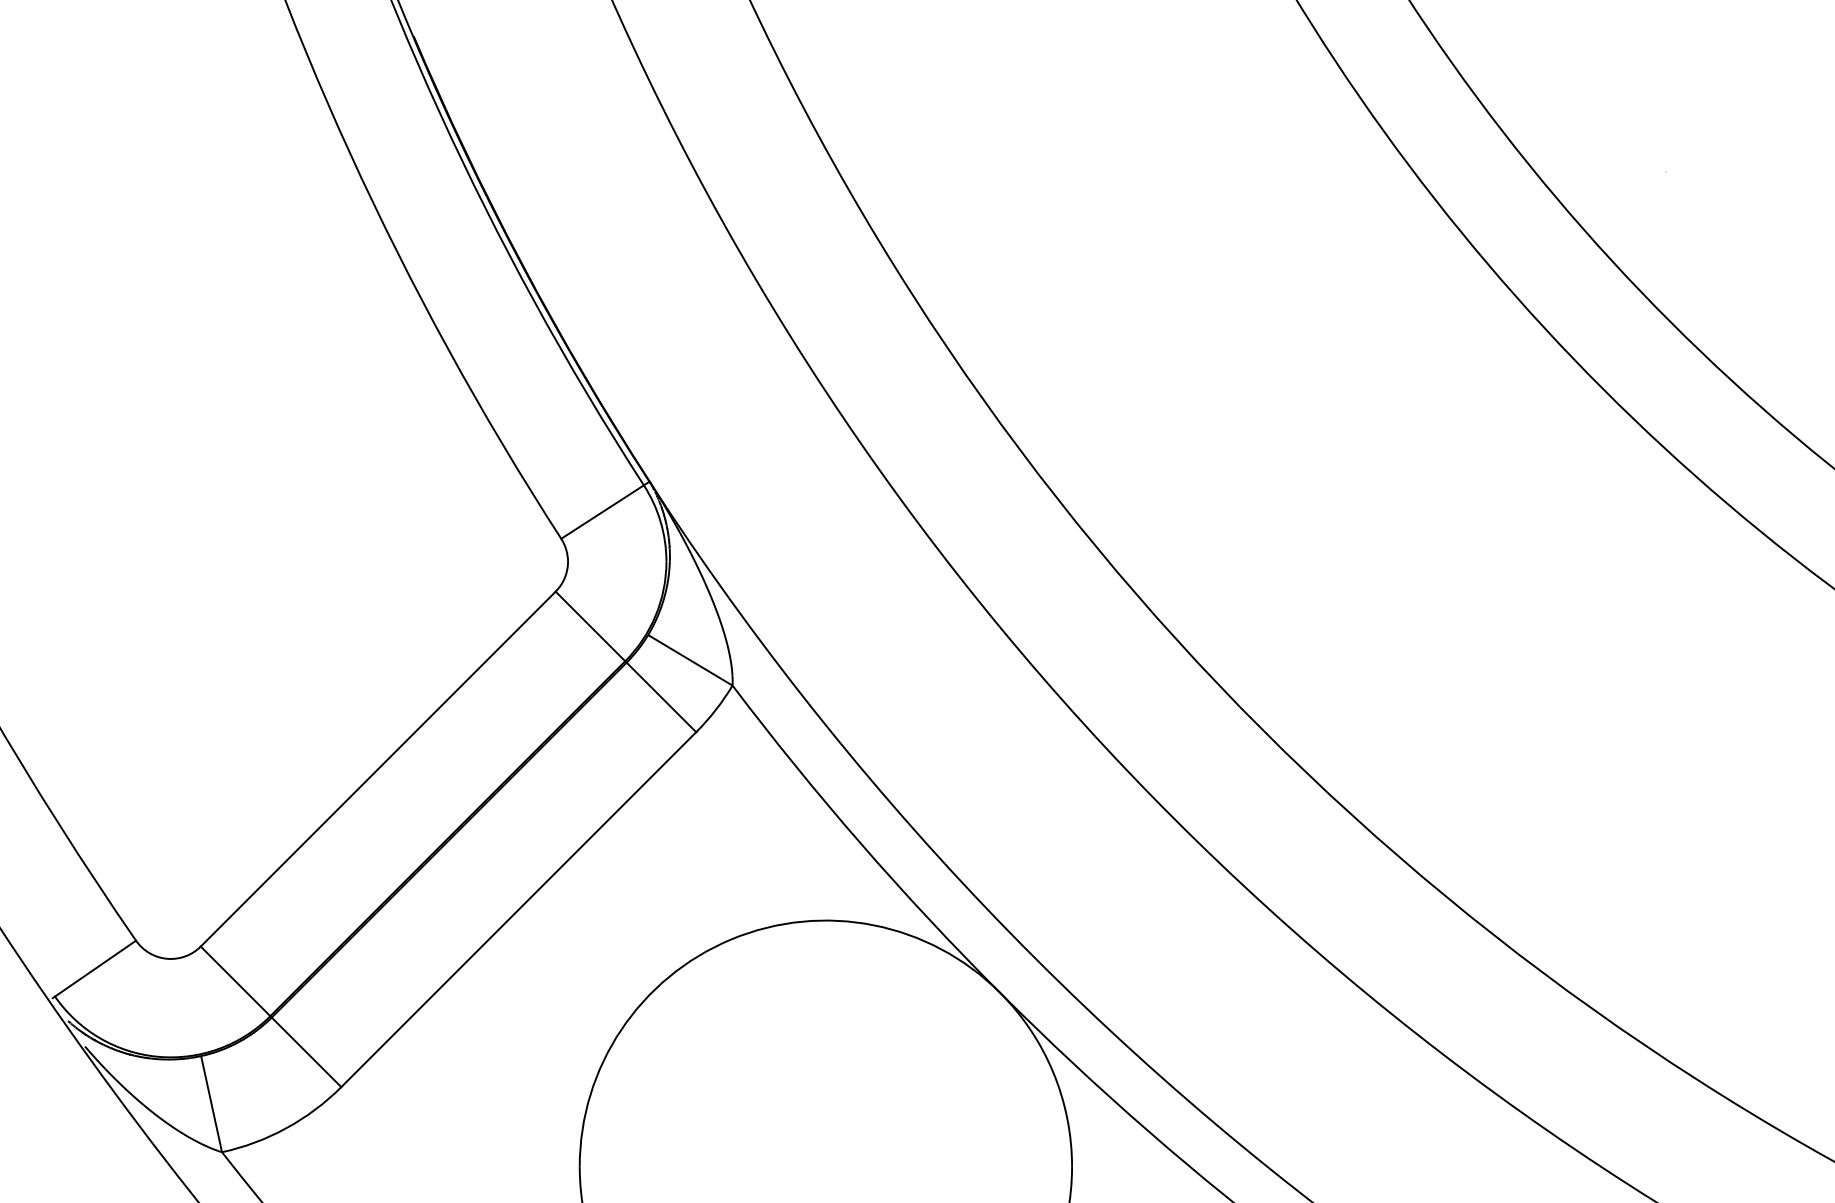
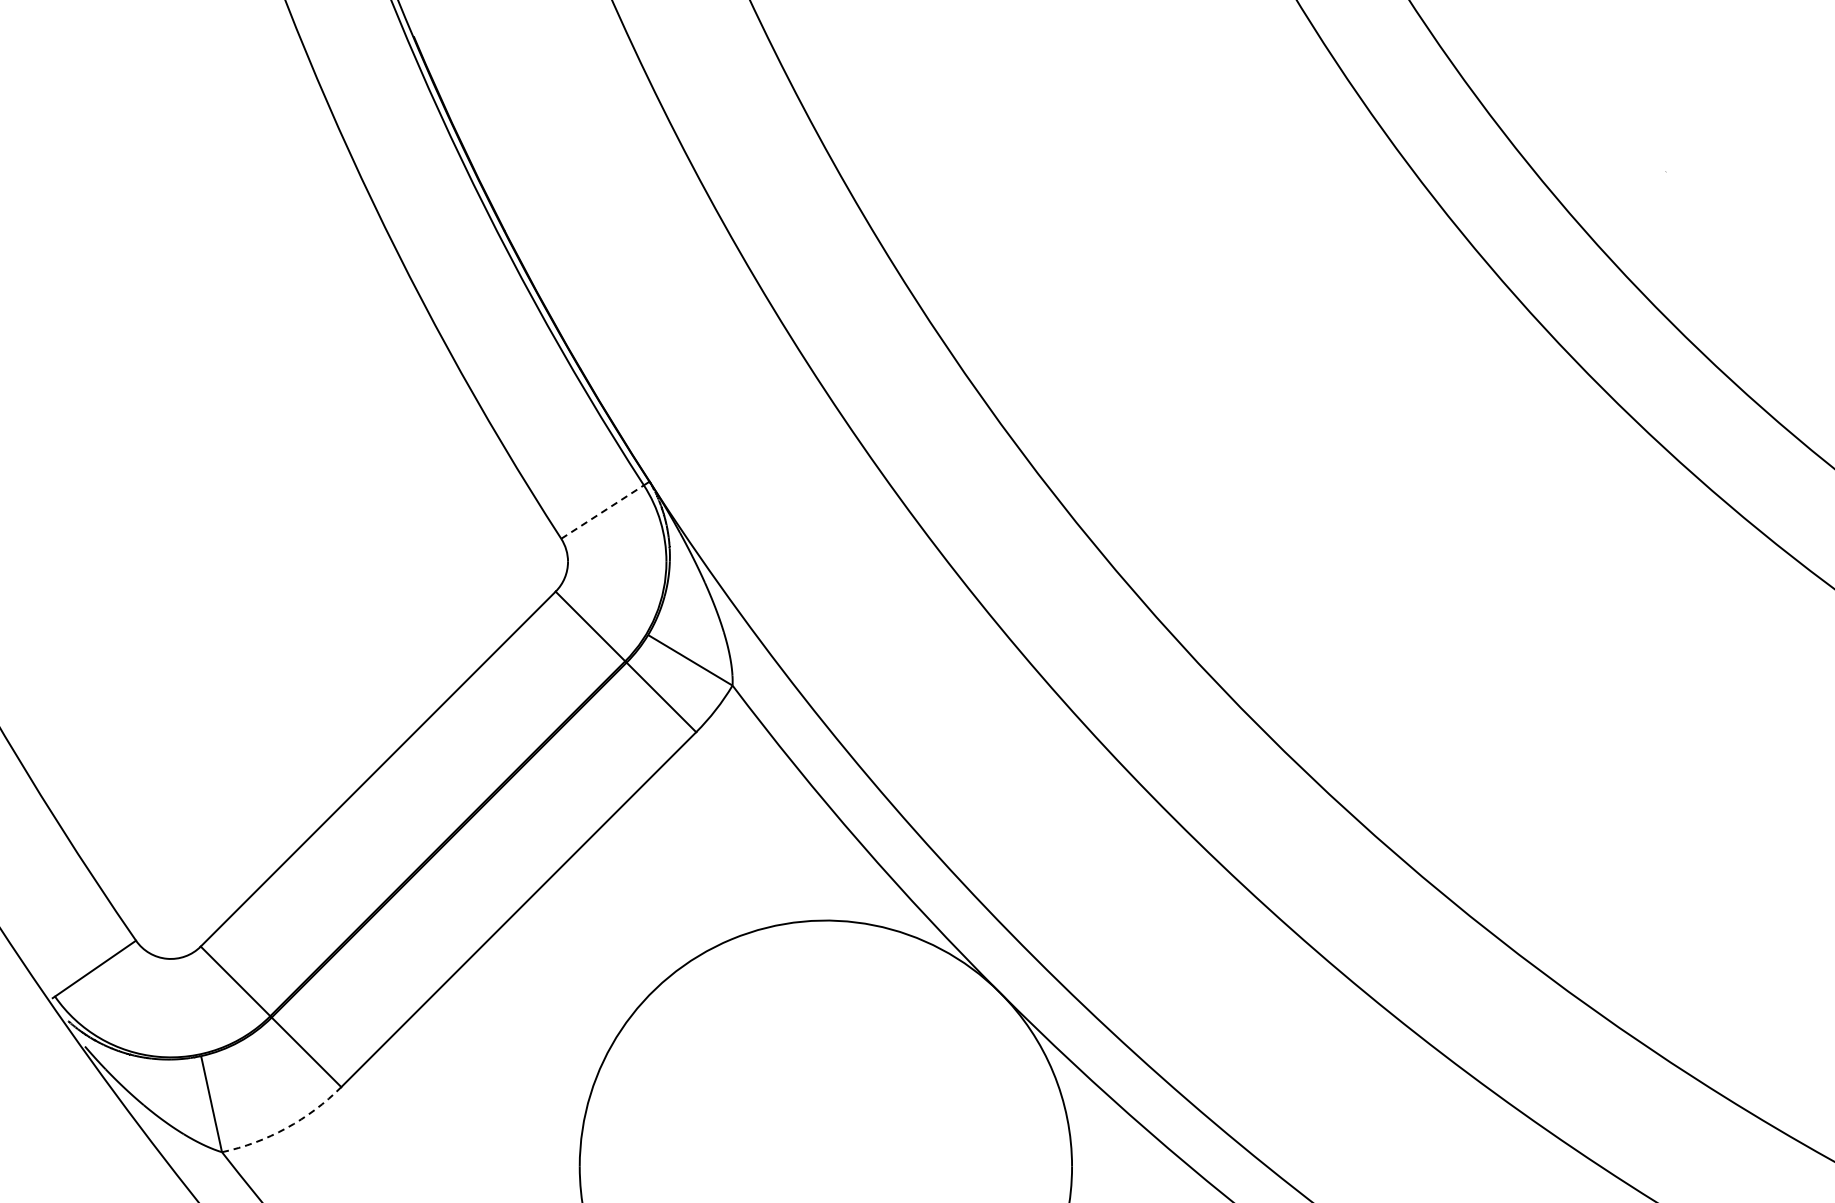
line: solid -> dashed (603, 511)
arc: solid -> dashed (286, 1128)
